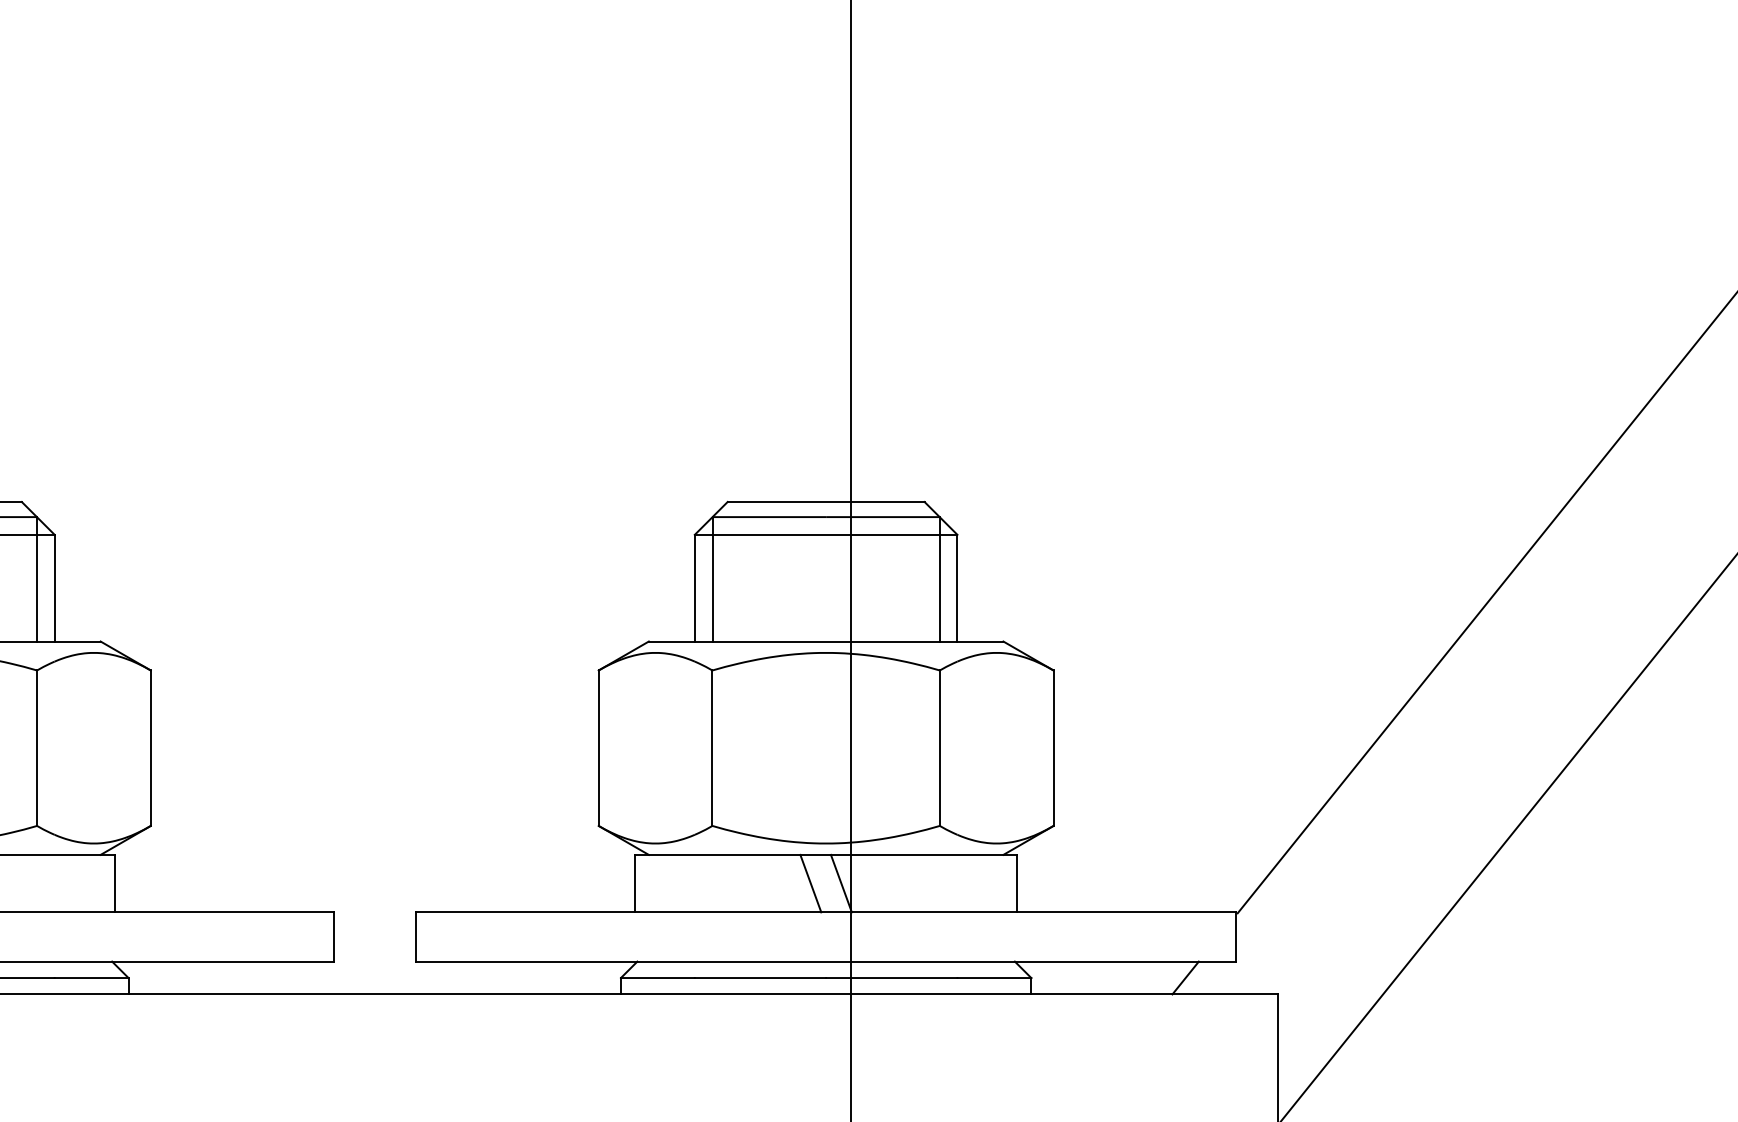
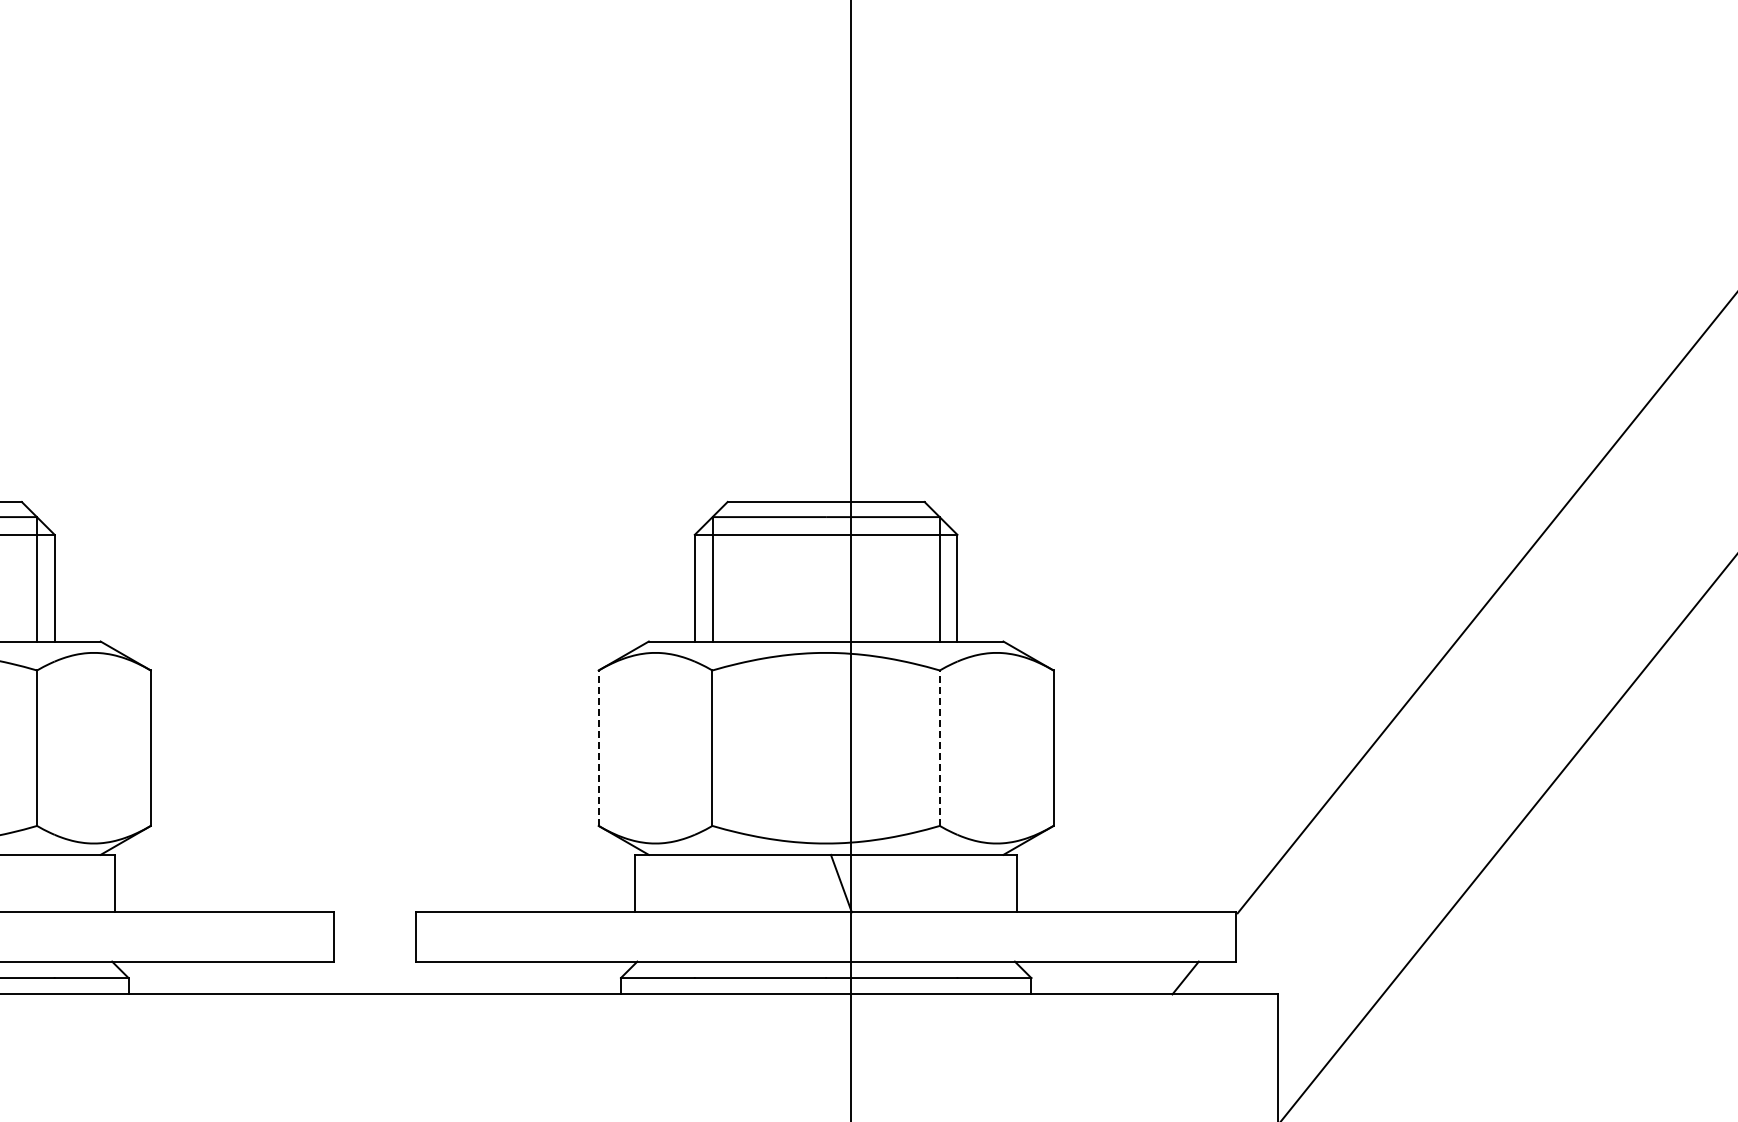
line: solid -> dashed (598, 748)
line: solid -> dashed (939, 748)
line: present -> none (810, 883)
